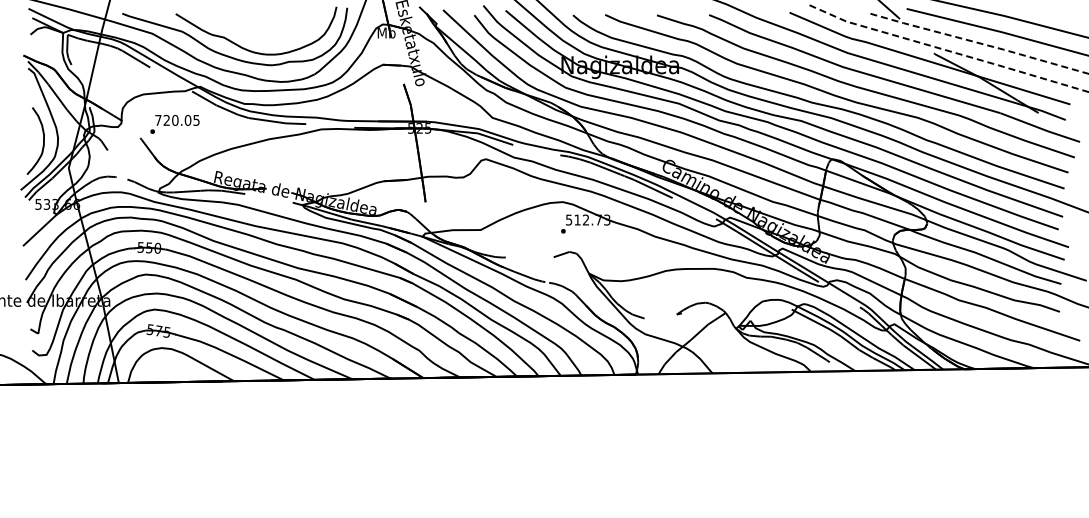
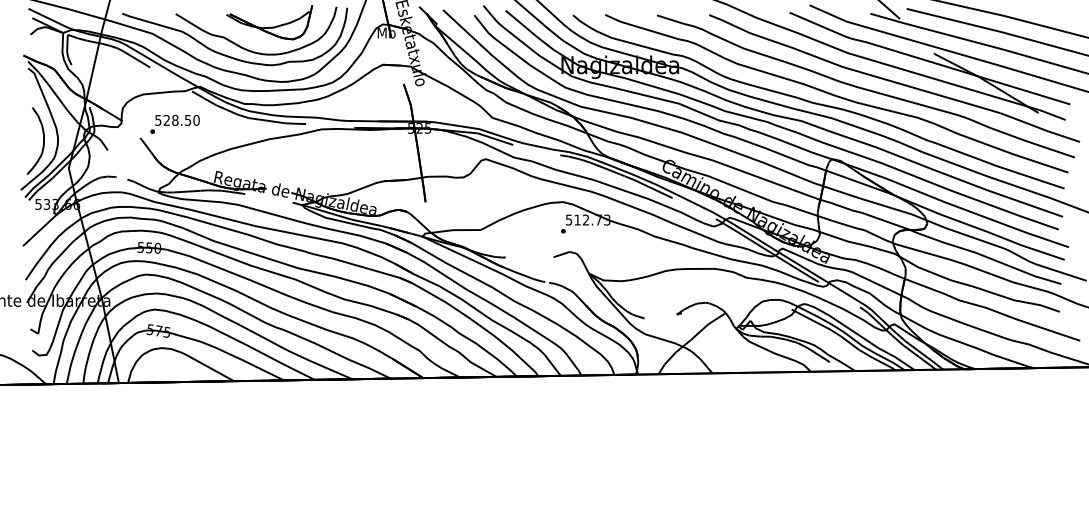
part: none -> present (269, 22)
line: dashed -> solid (979, 43)
line: dashed -> solid (948, 50)
text: 720.05 -> 528.50 (177, 119)
